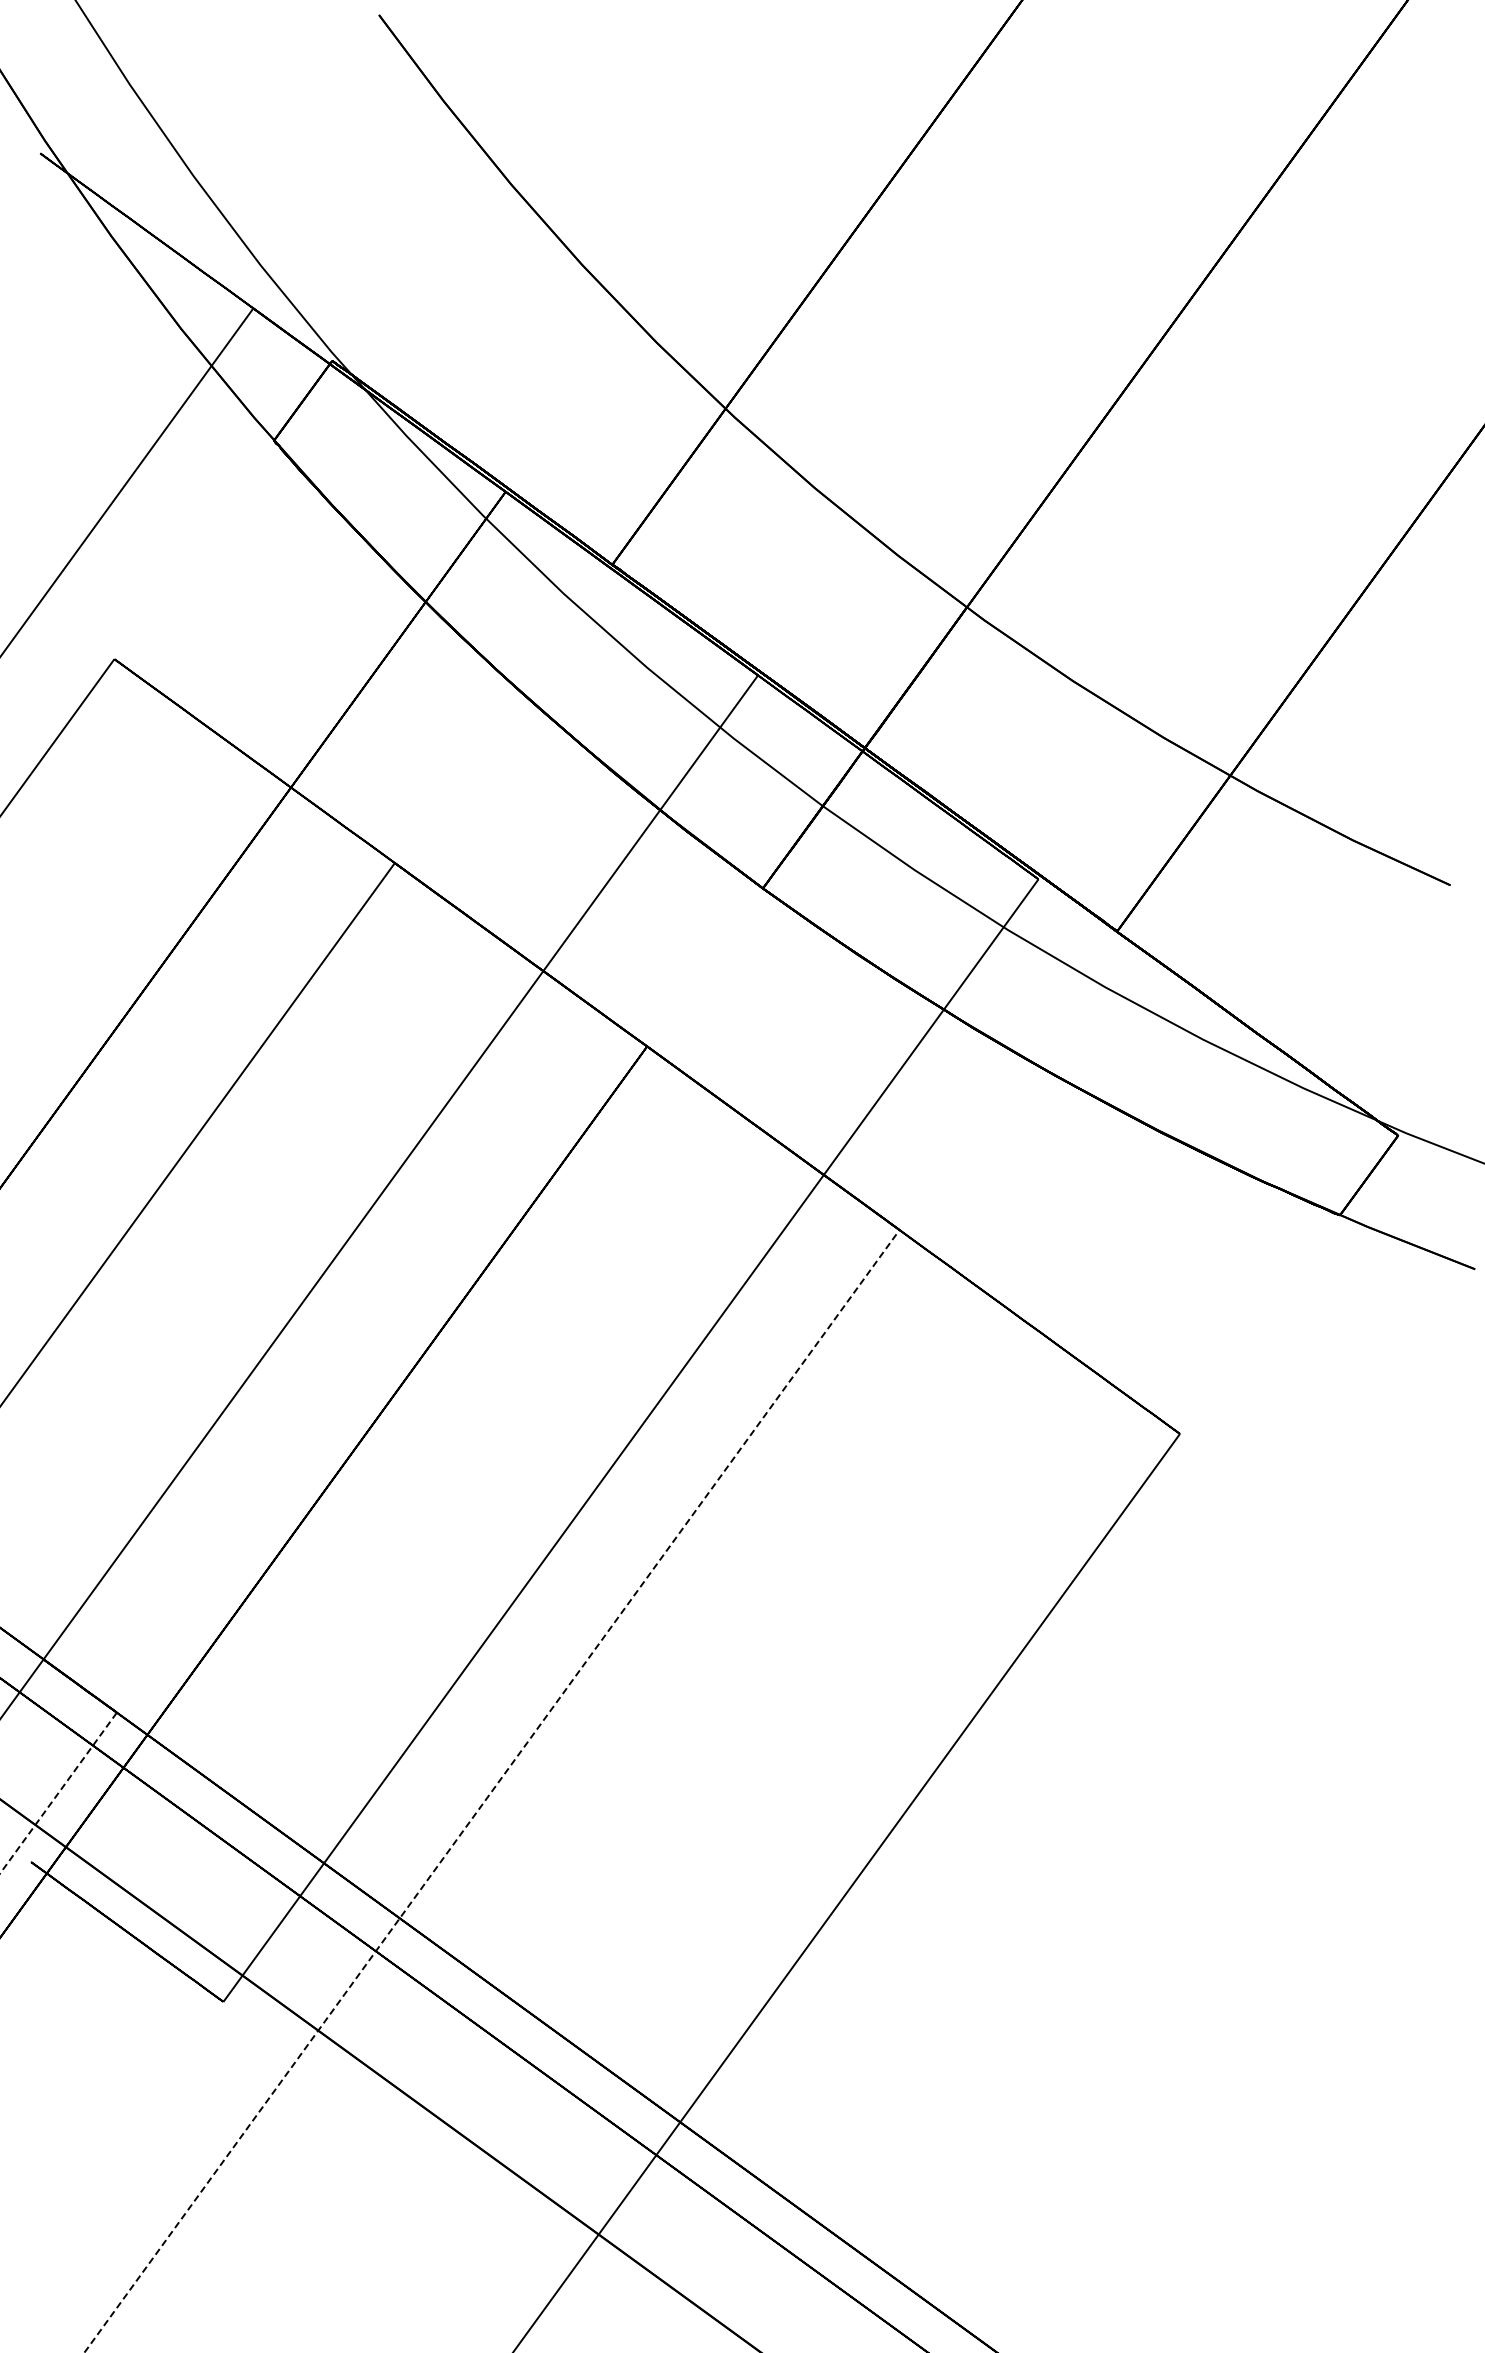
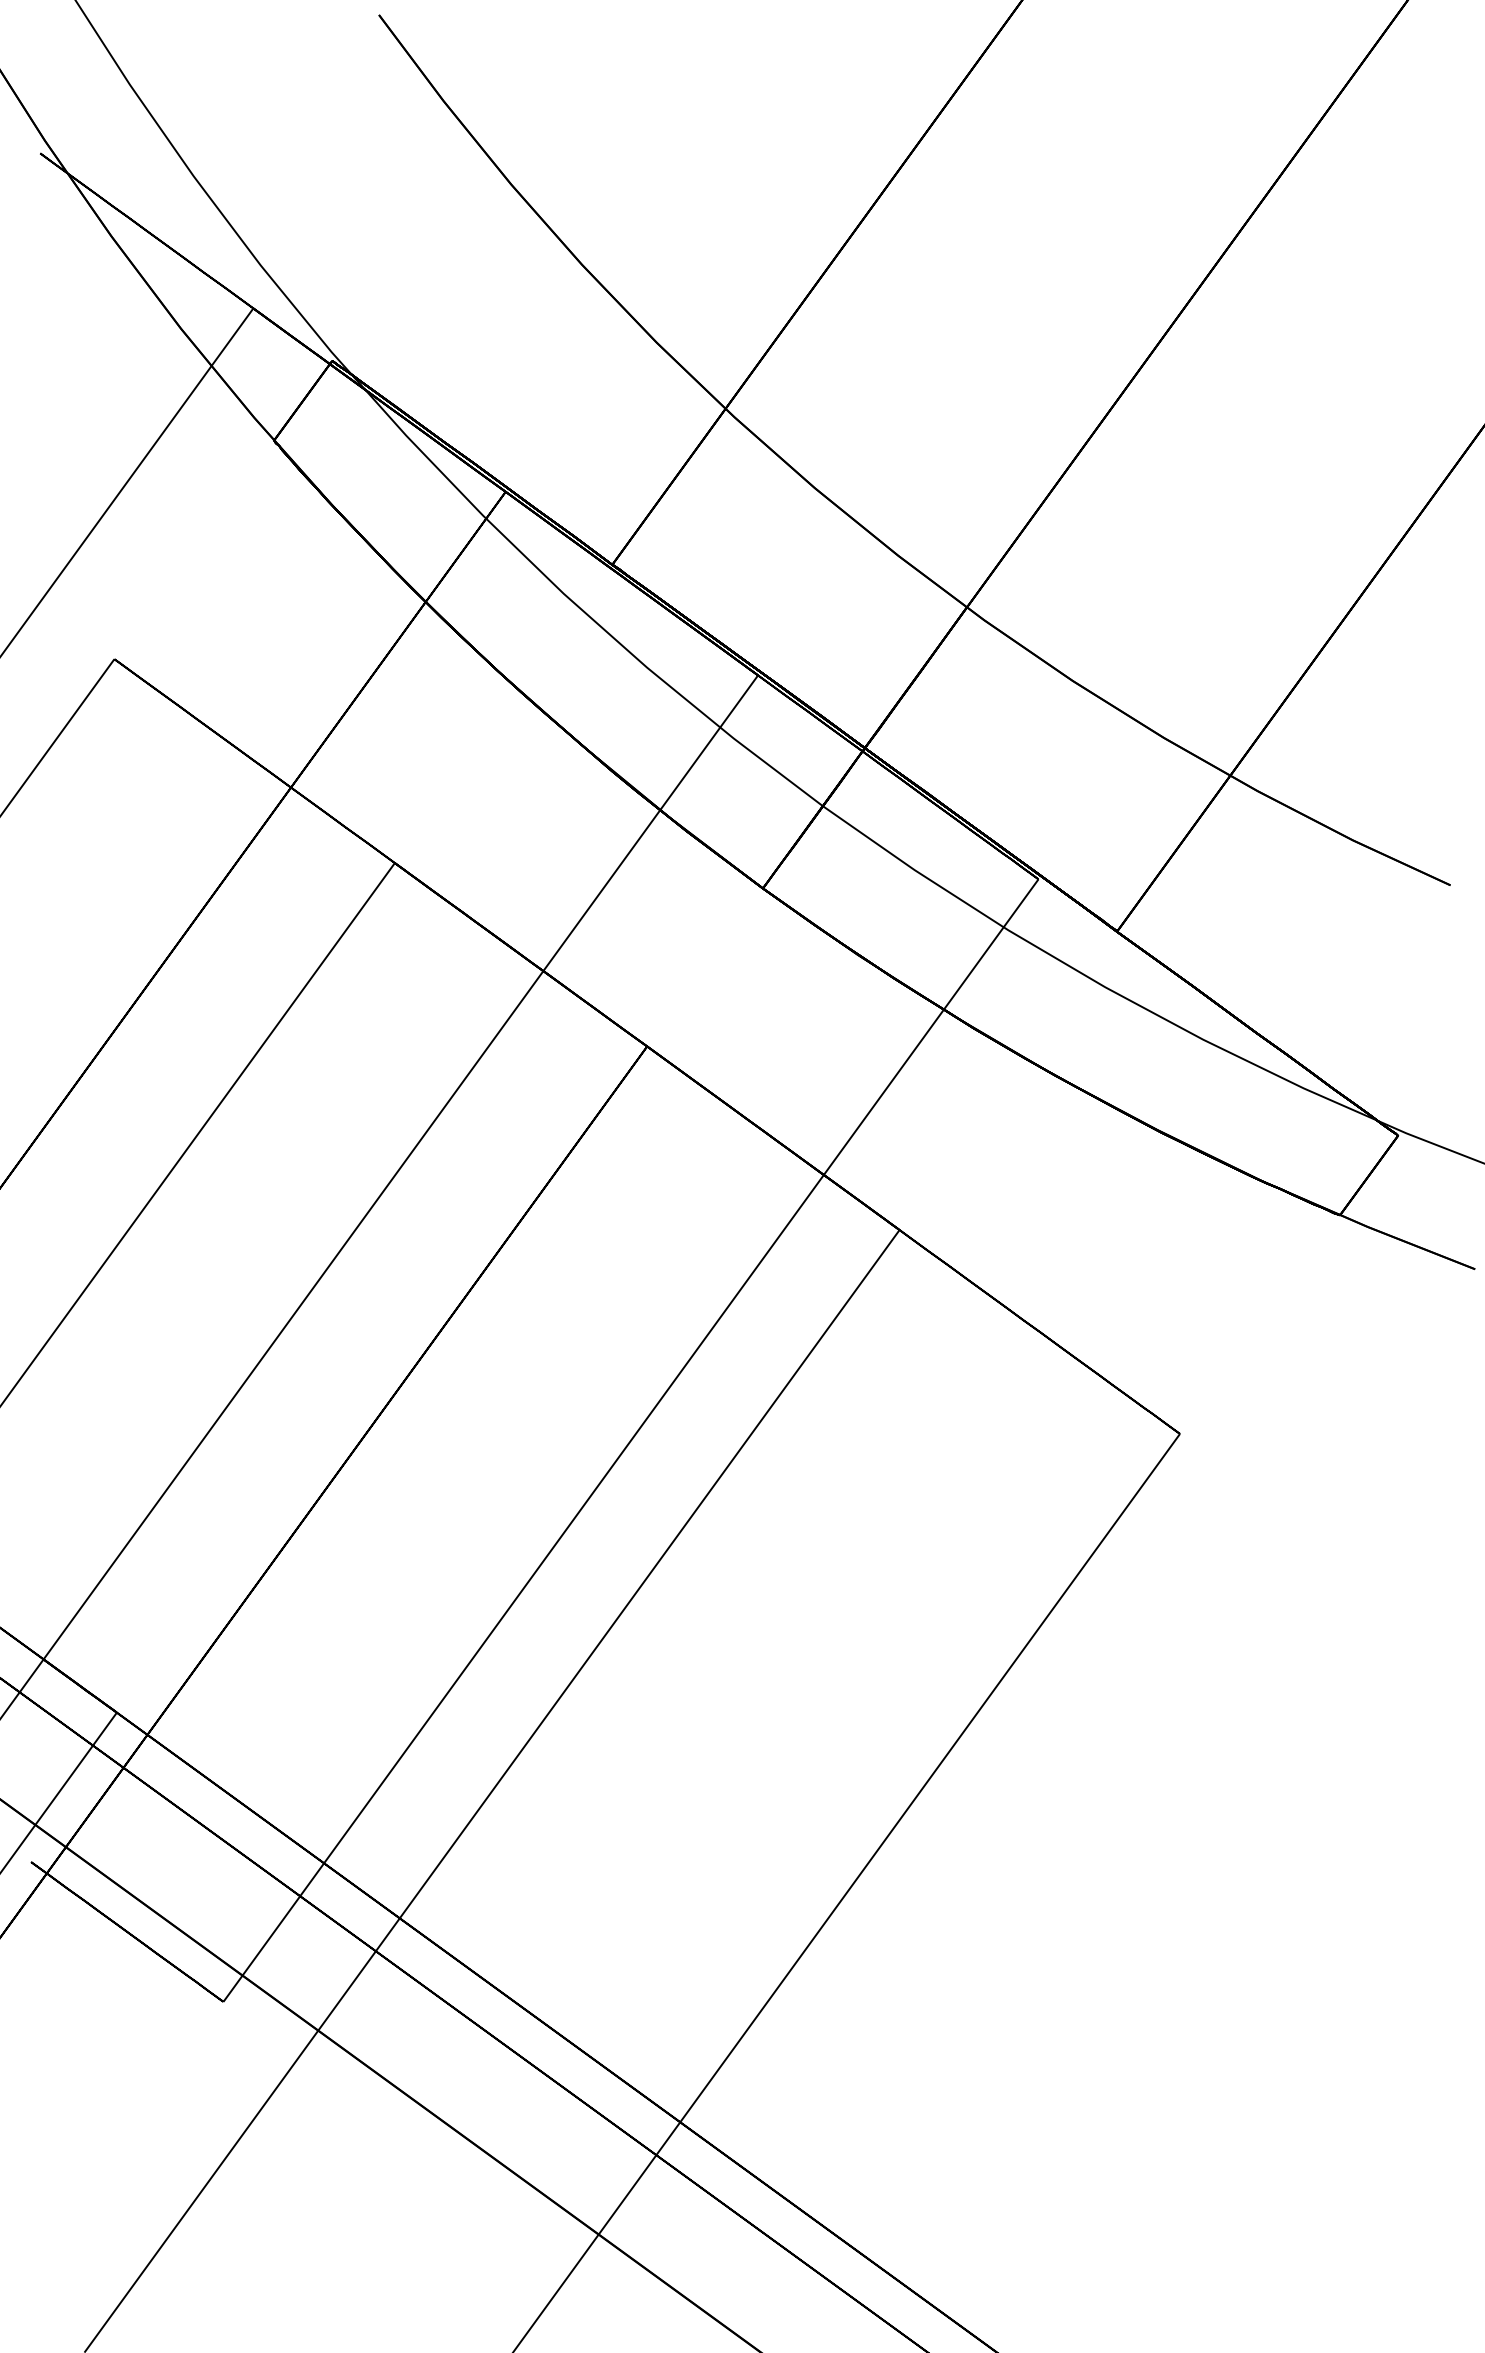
line: dashed -> solid (492, 1791)
line: dashed -> solid (58, 1792)
